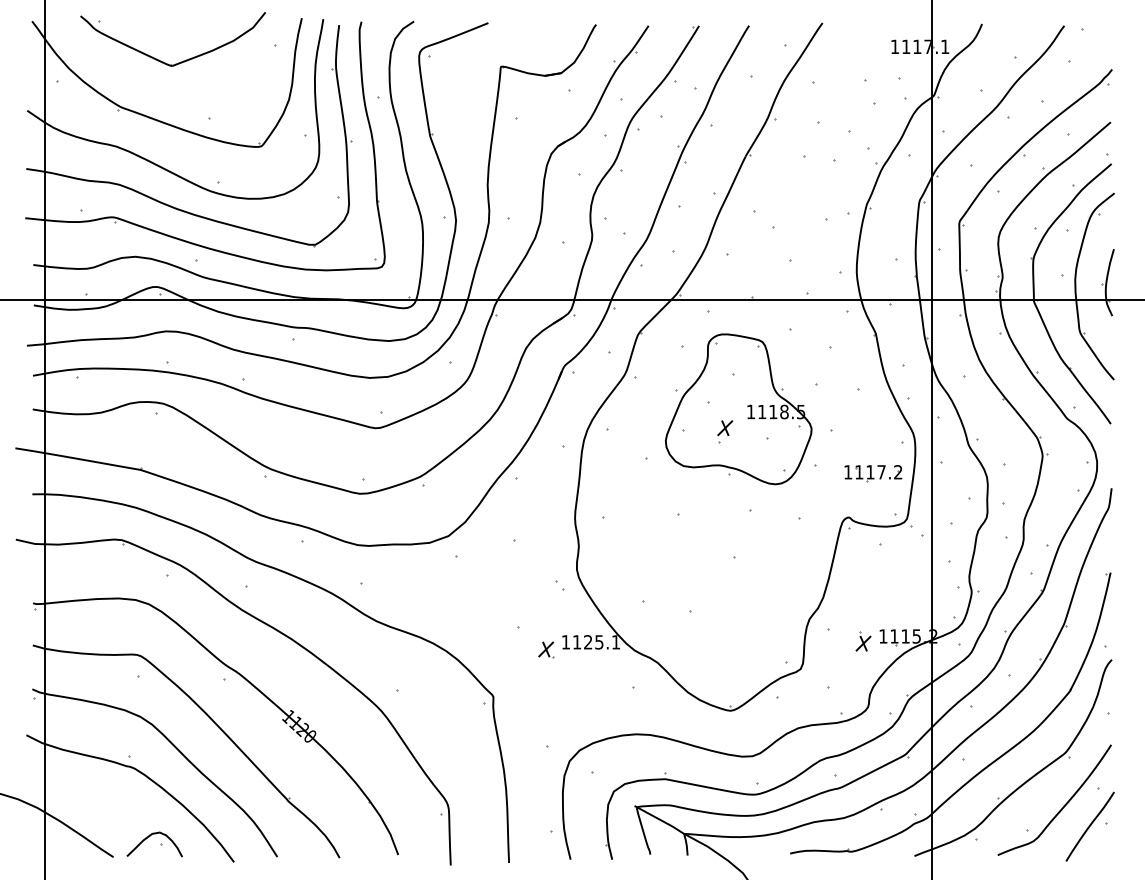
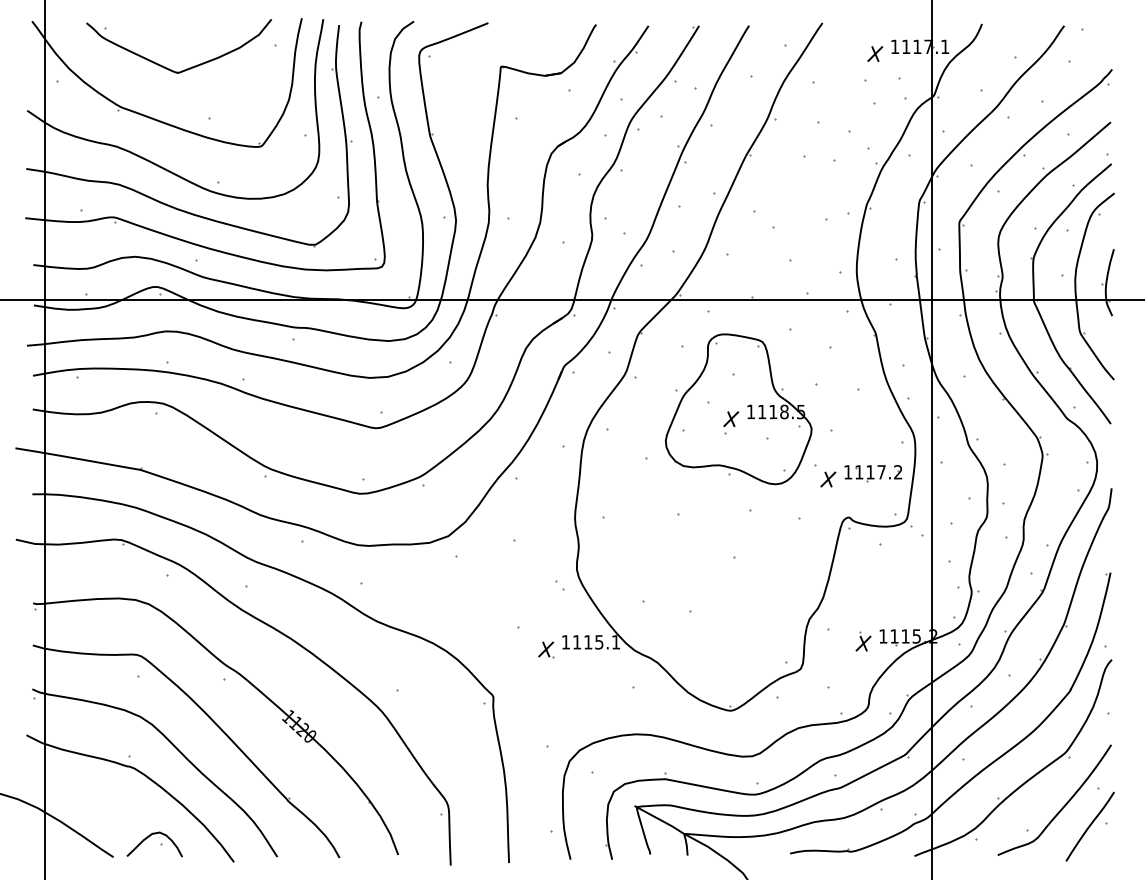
part: none -> present (875, 53)
part position: (180, 61) -> (186, 68) (186, 68)
part position: (725, 431) -> (731, 422) (731, 422)
part: none -> present (828, 479)
text: 1125.1 -> 1115.1 (588, 642)
